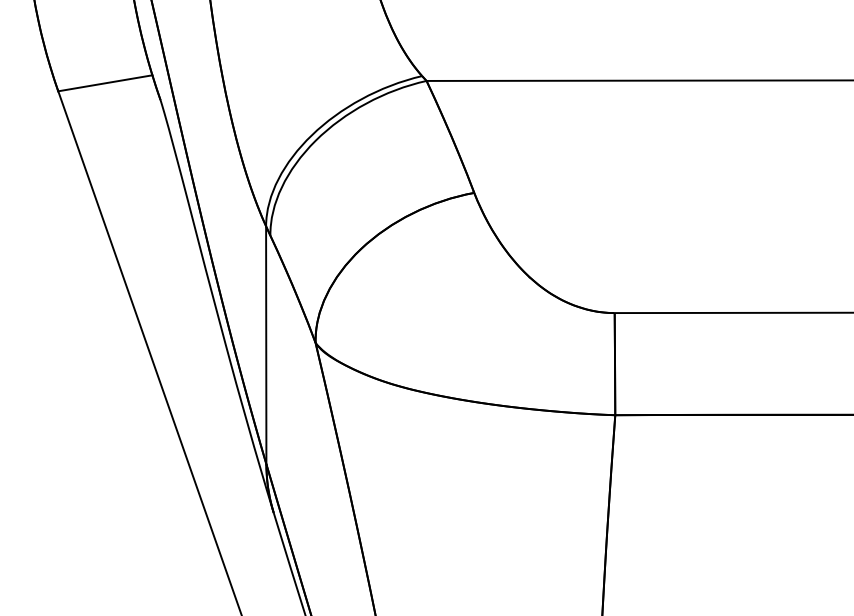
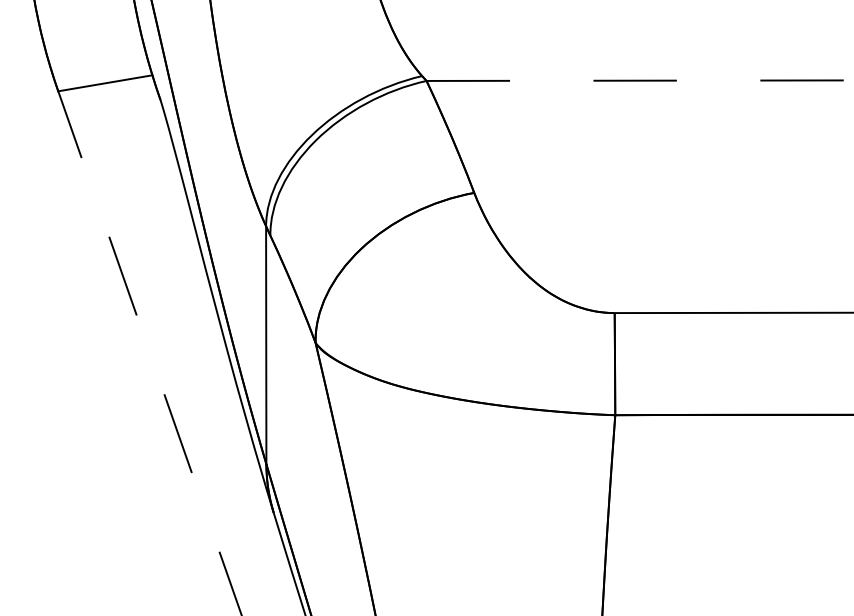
line: solid -> dashed (640, 80)
line: solid -> dashed (150, 353)
